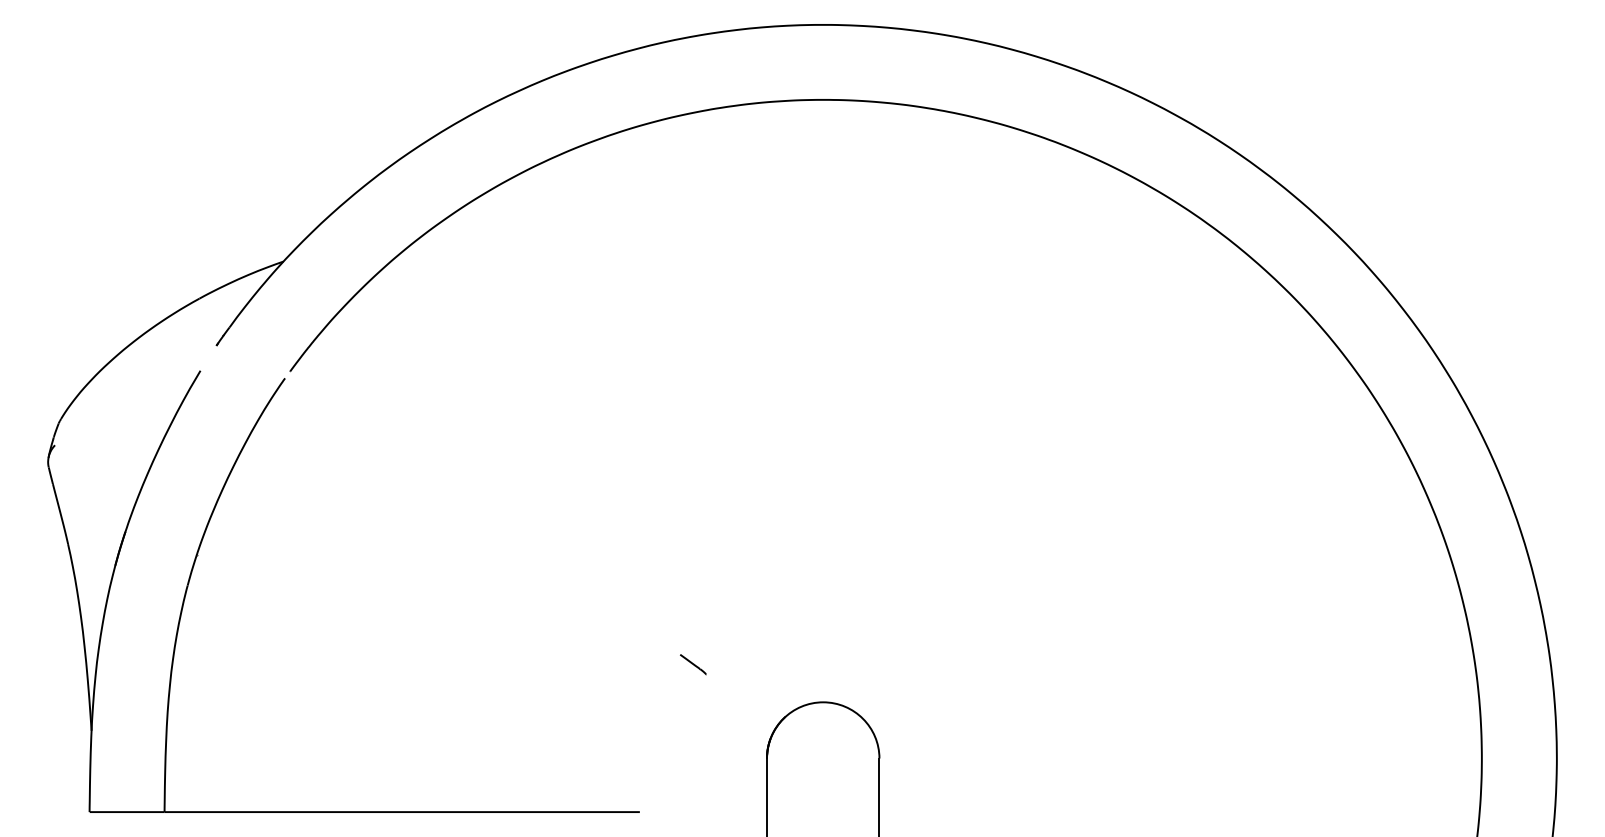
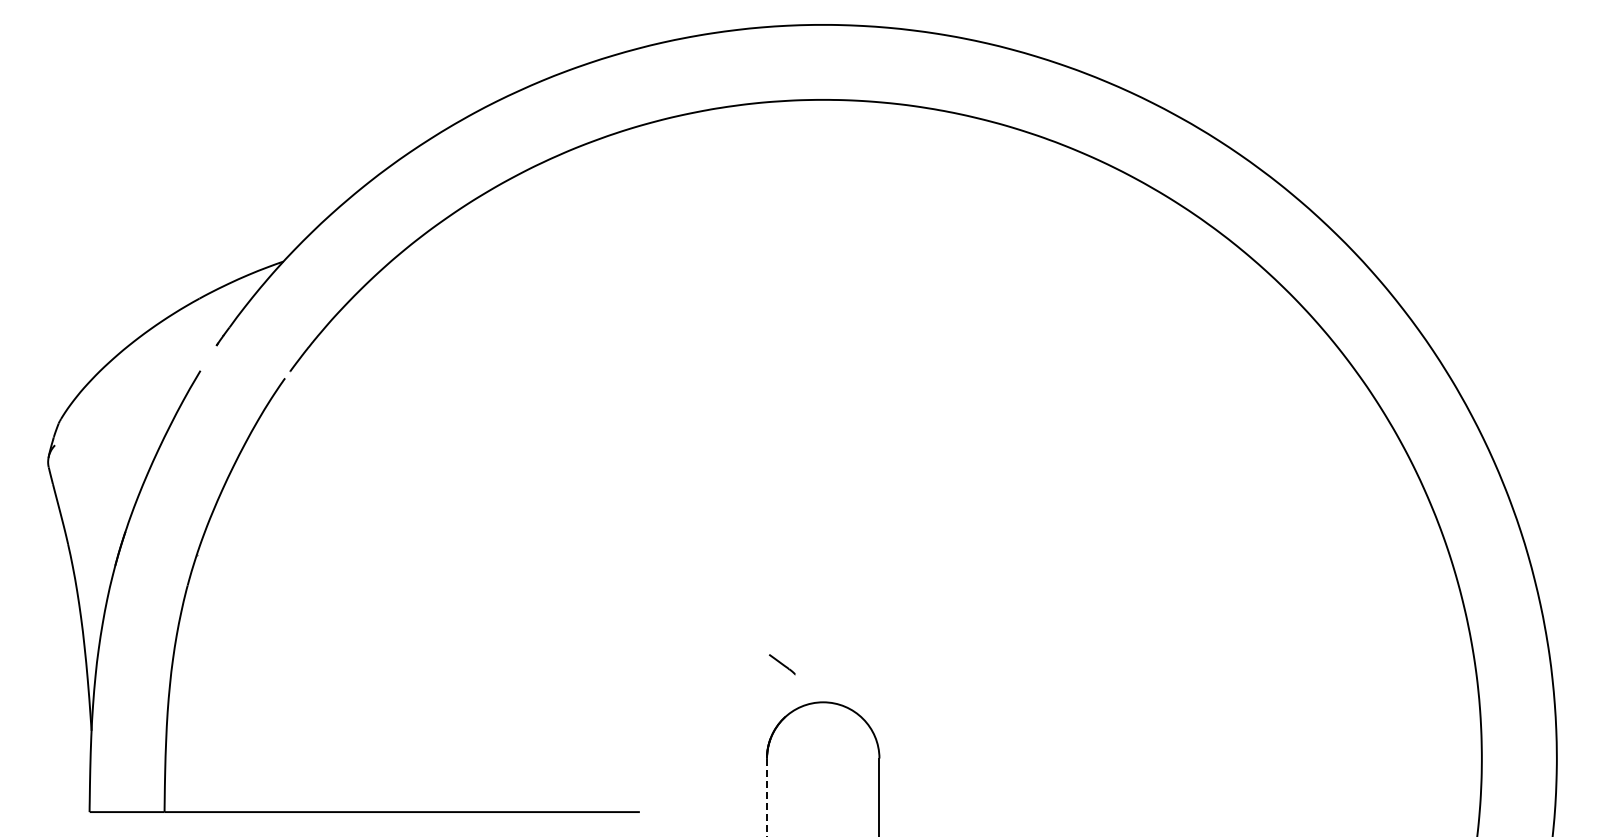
line position: (693, 664) -> (782, 664) (782, 664)
line: solid -> dashed (767, 797)
